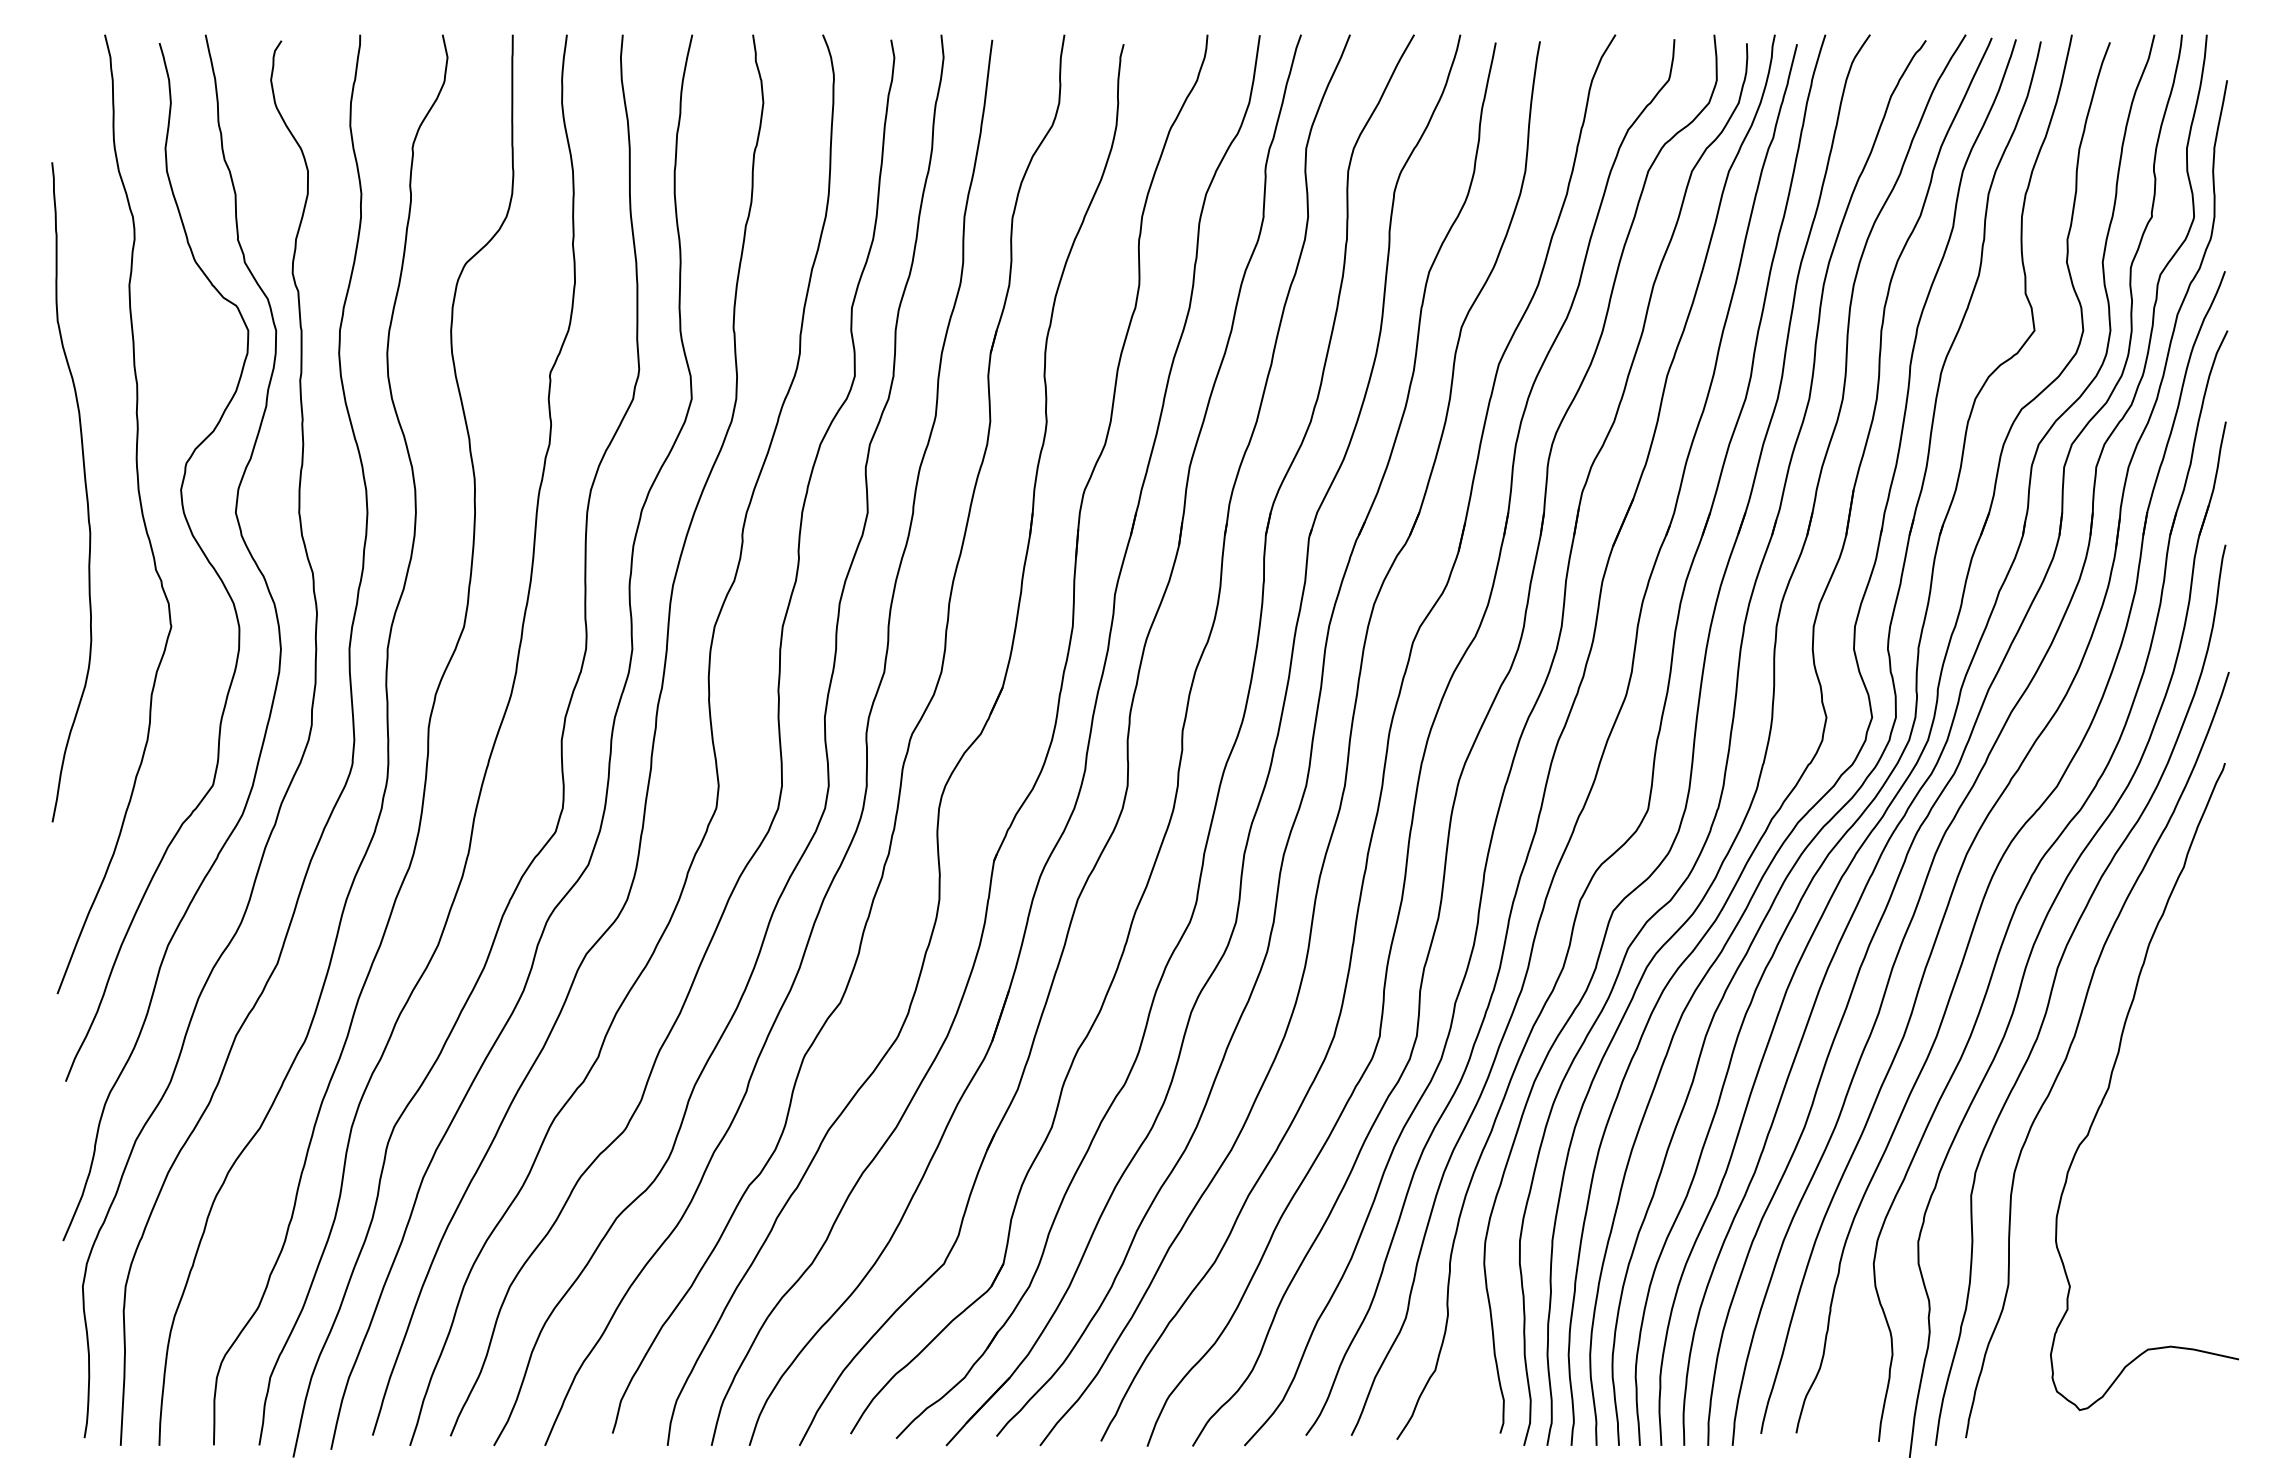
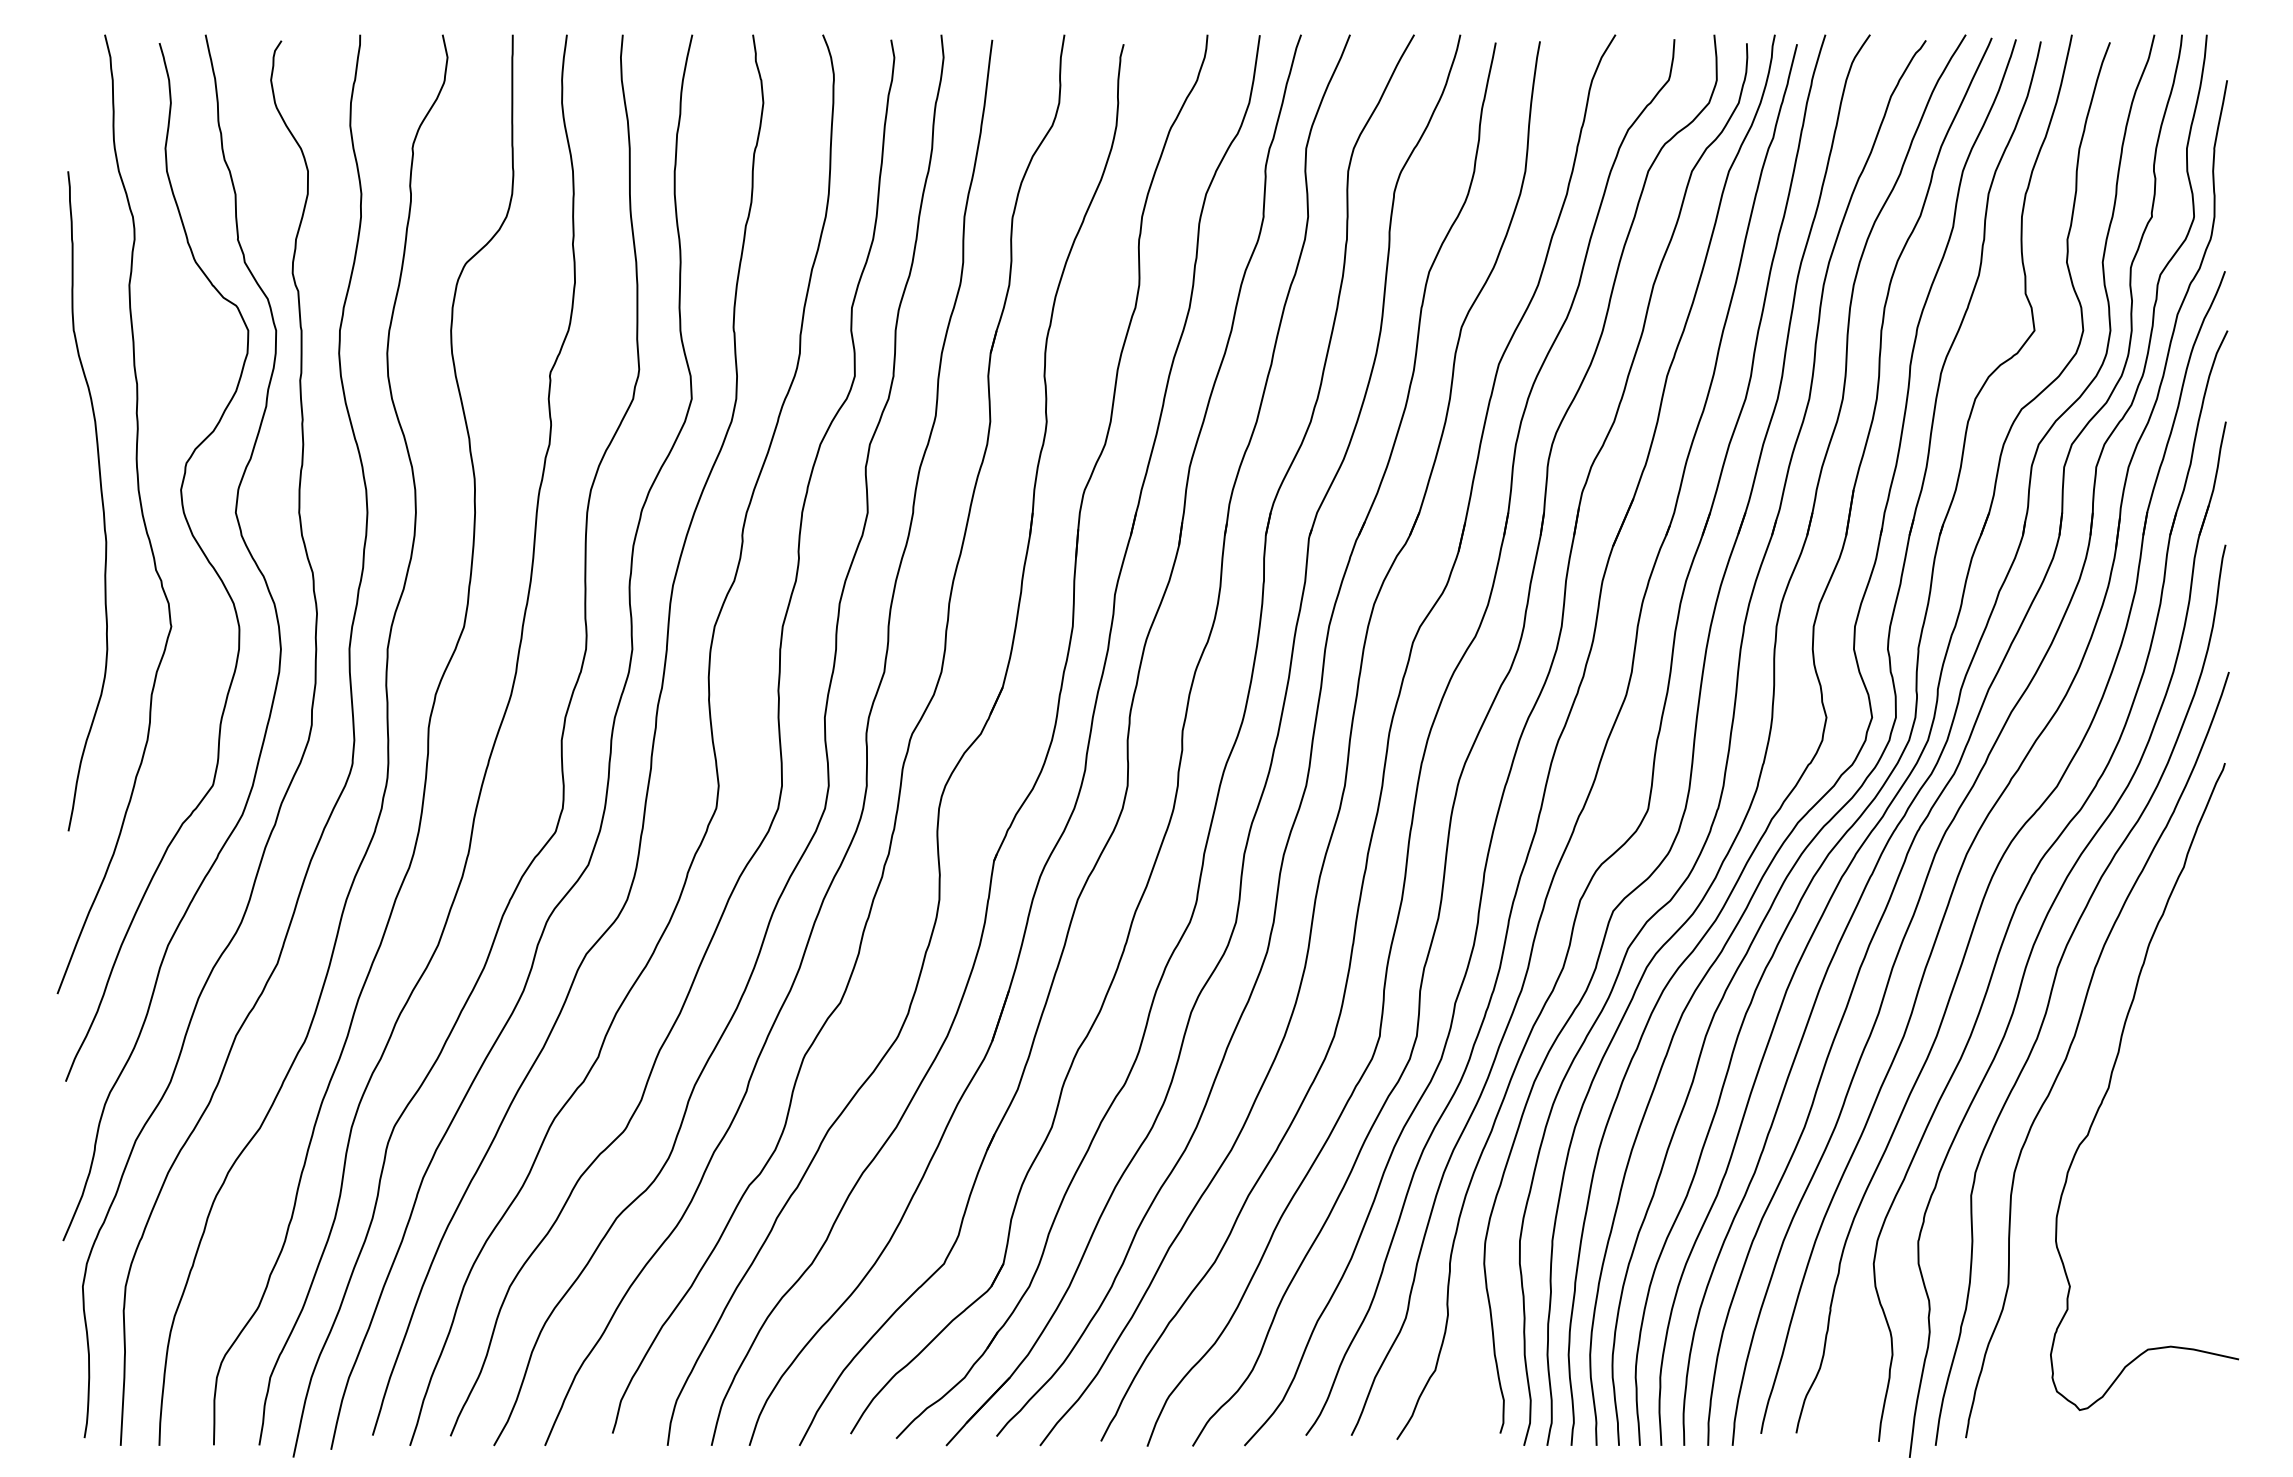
curve position: (85, 492) -> (101, 501) (101, 501)
